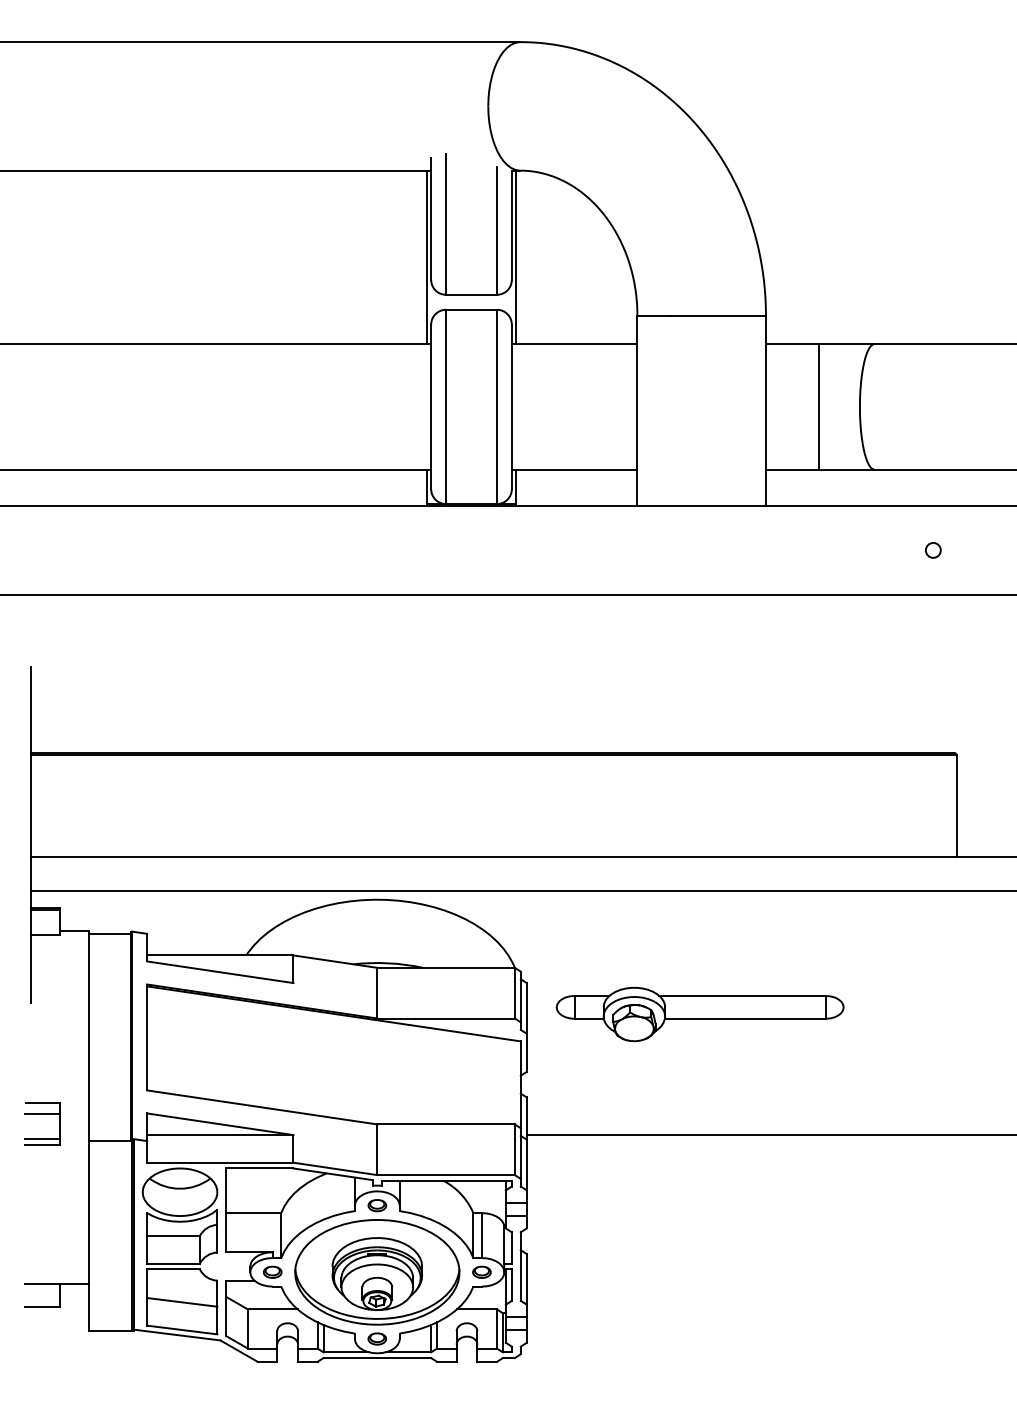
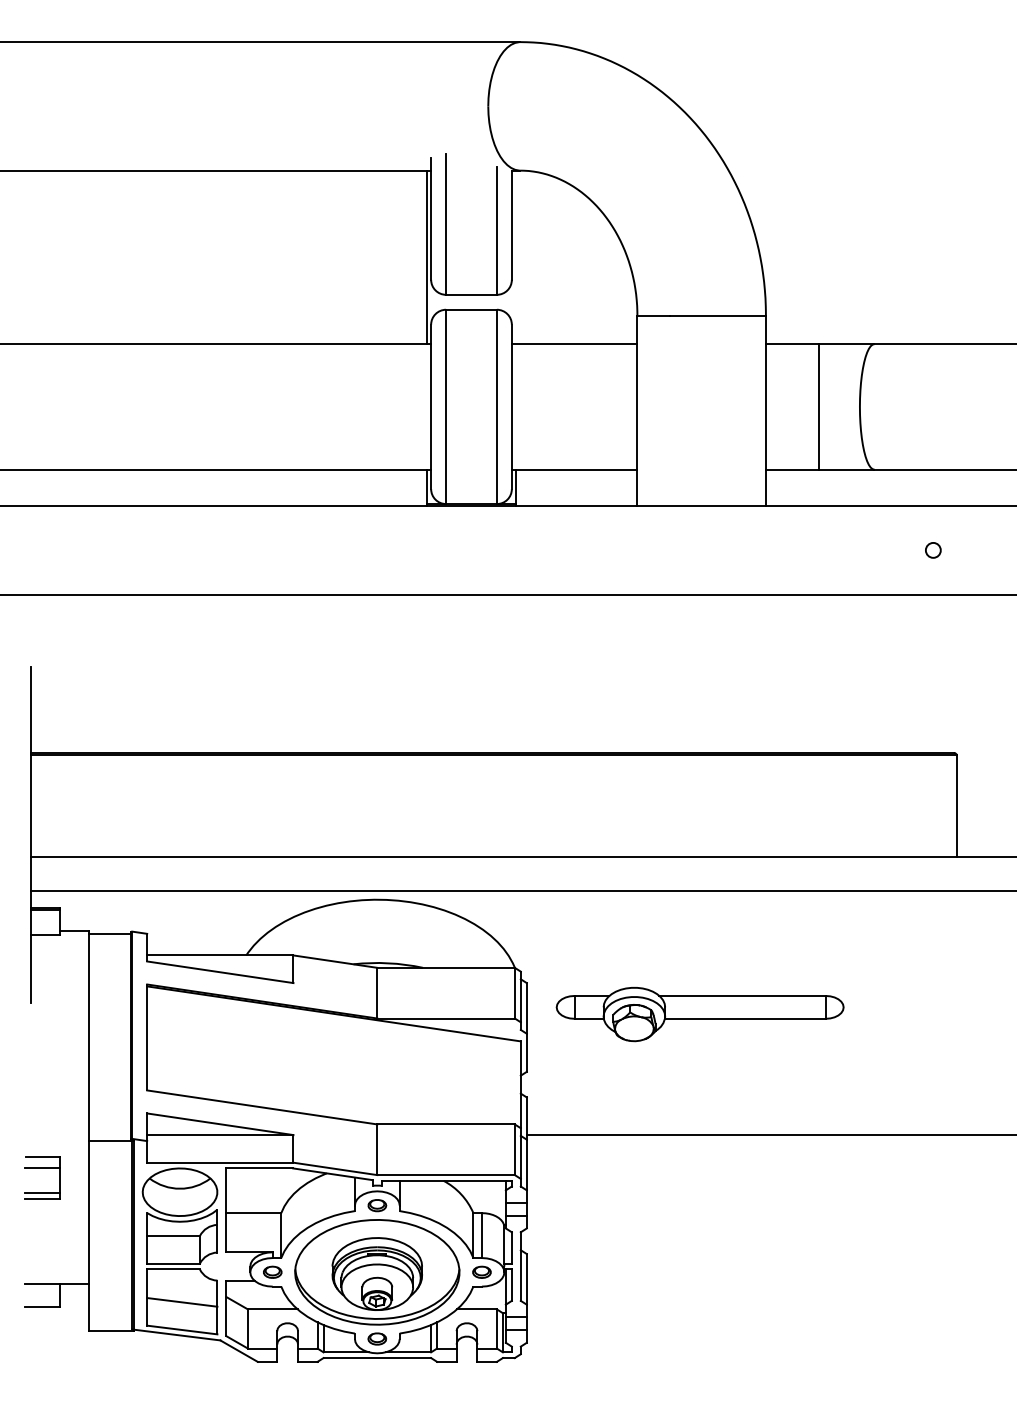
line: present -> none (516, 257)
part position: (42, 1114) -> (42, 1168) (42, 1168)
